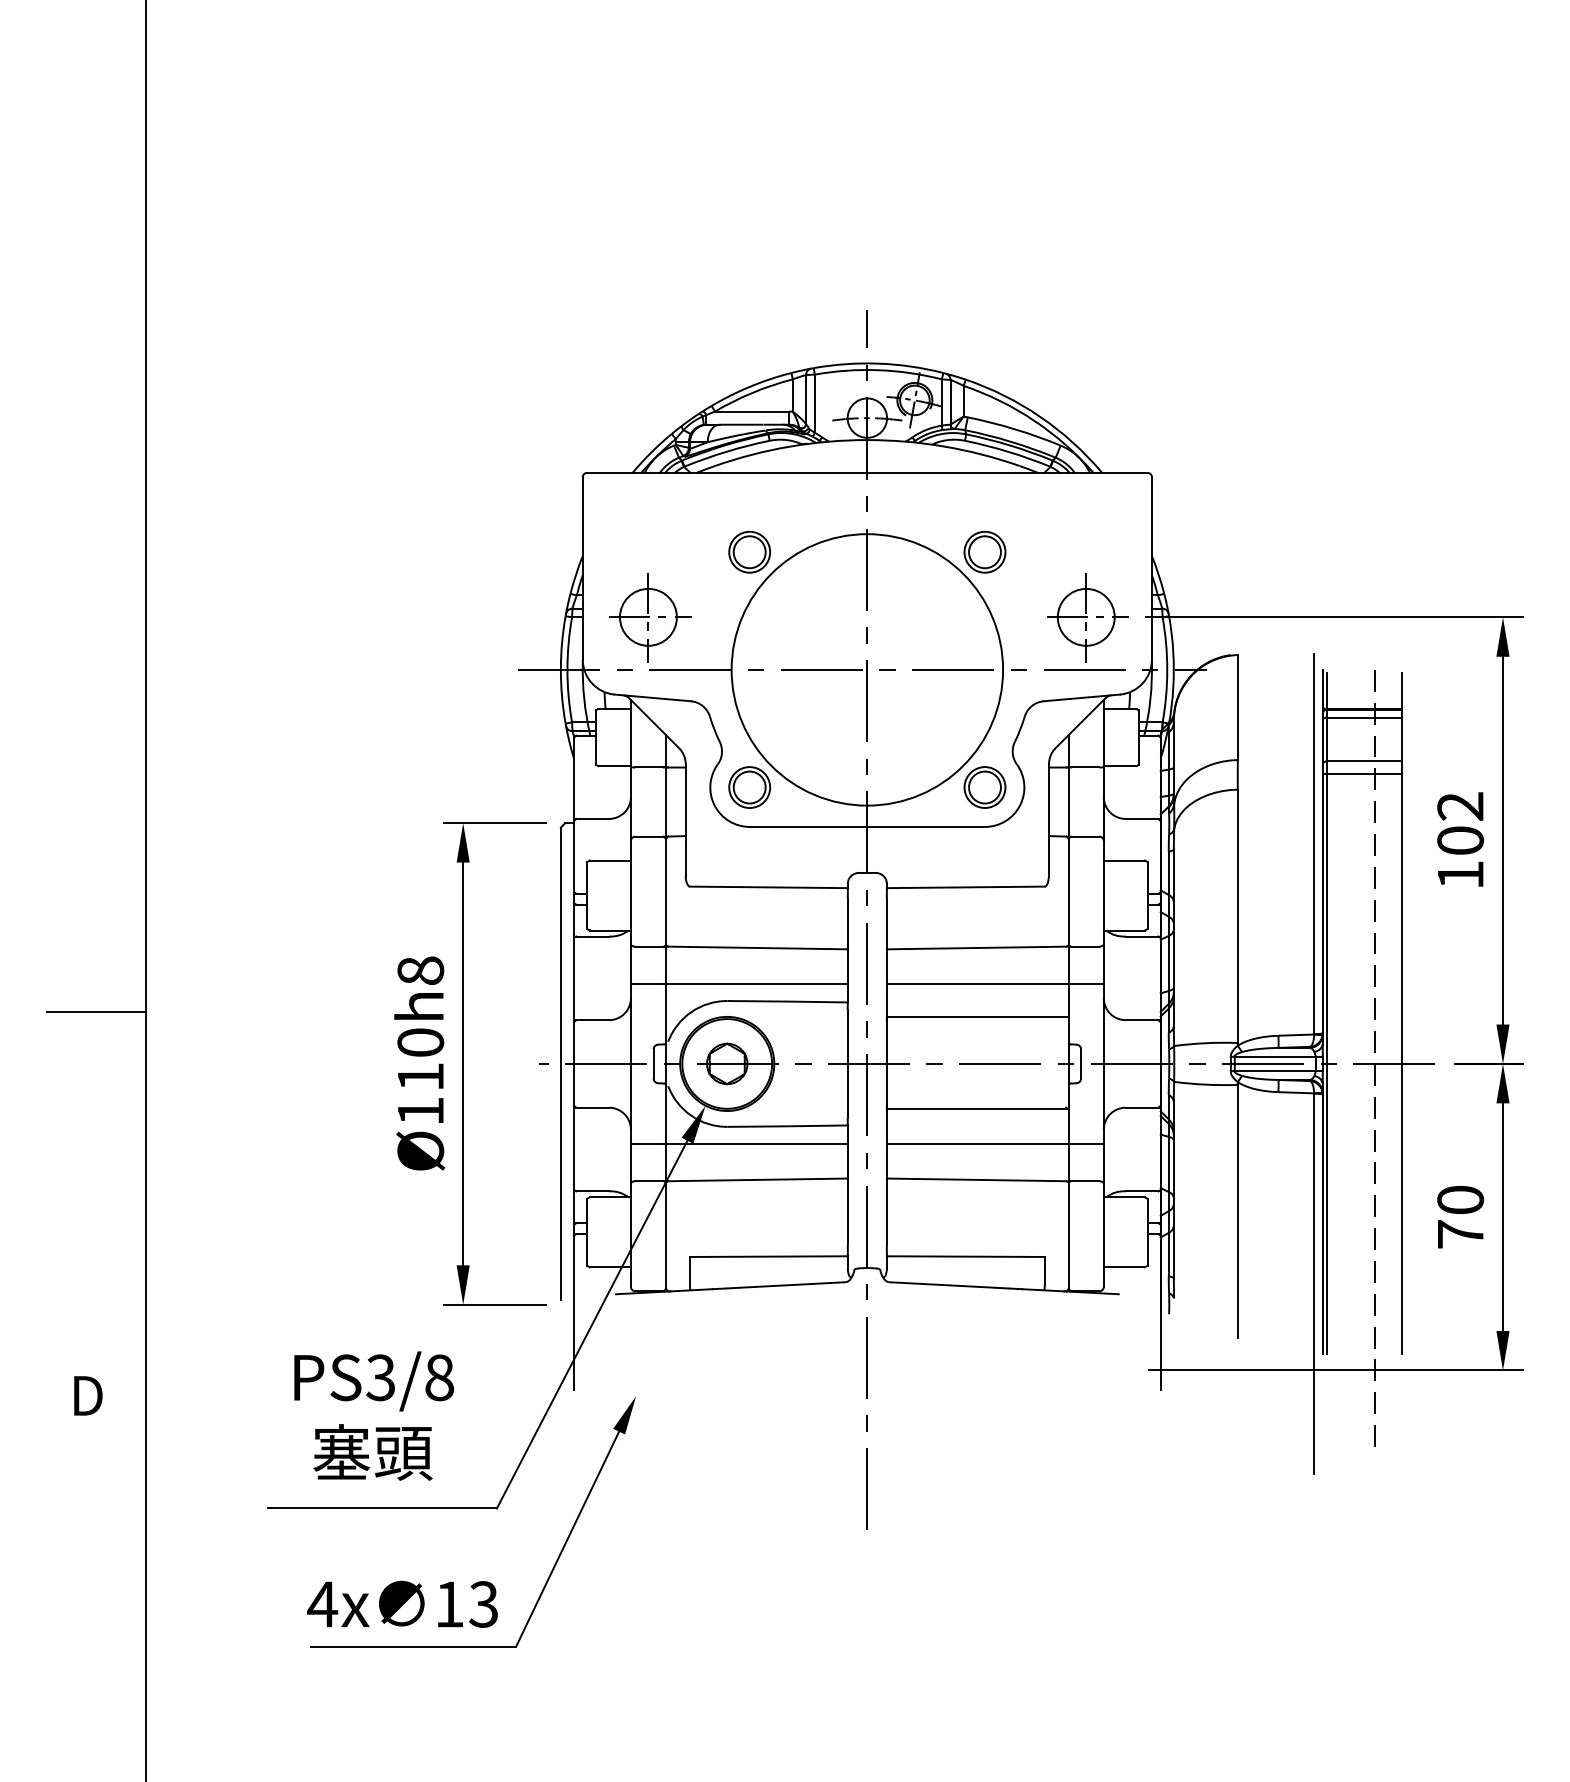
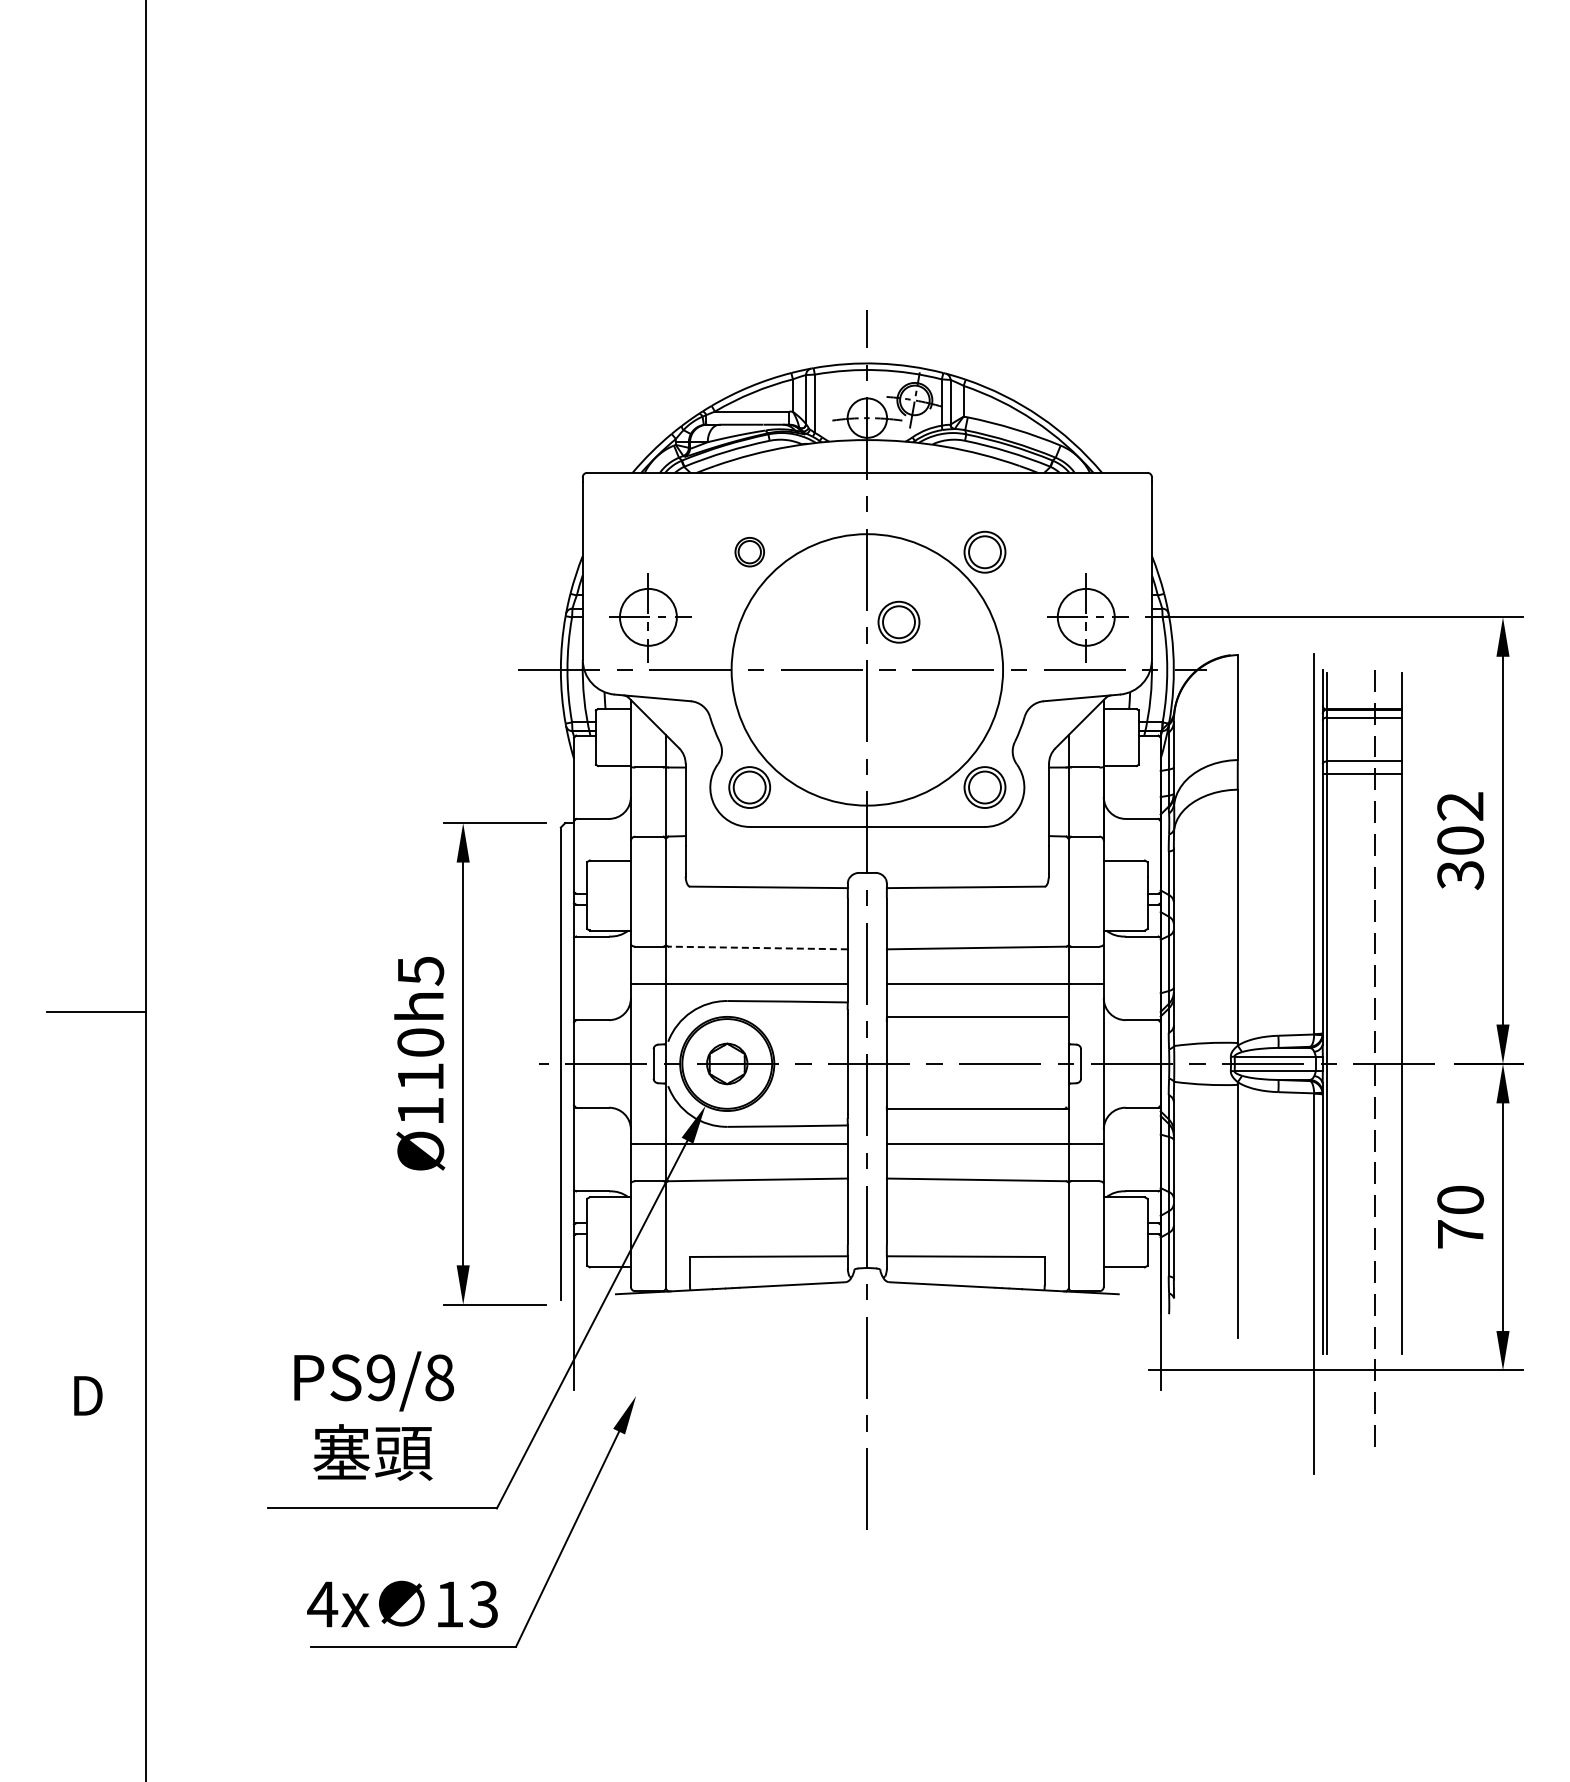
part size: 44x44 px -> 31x31 px (749, 552)
part: none -> present (898, 621)
text: 102 -> 302 (1460, 875)
line: solid -> dashed (758, 948)
text: Ø110h8 -> Ø110h5 (420, 970)
text: PS3/8 -> PS9/8 (380, 1377)
